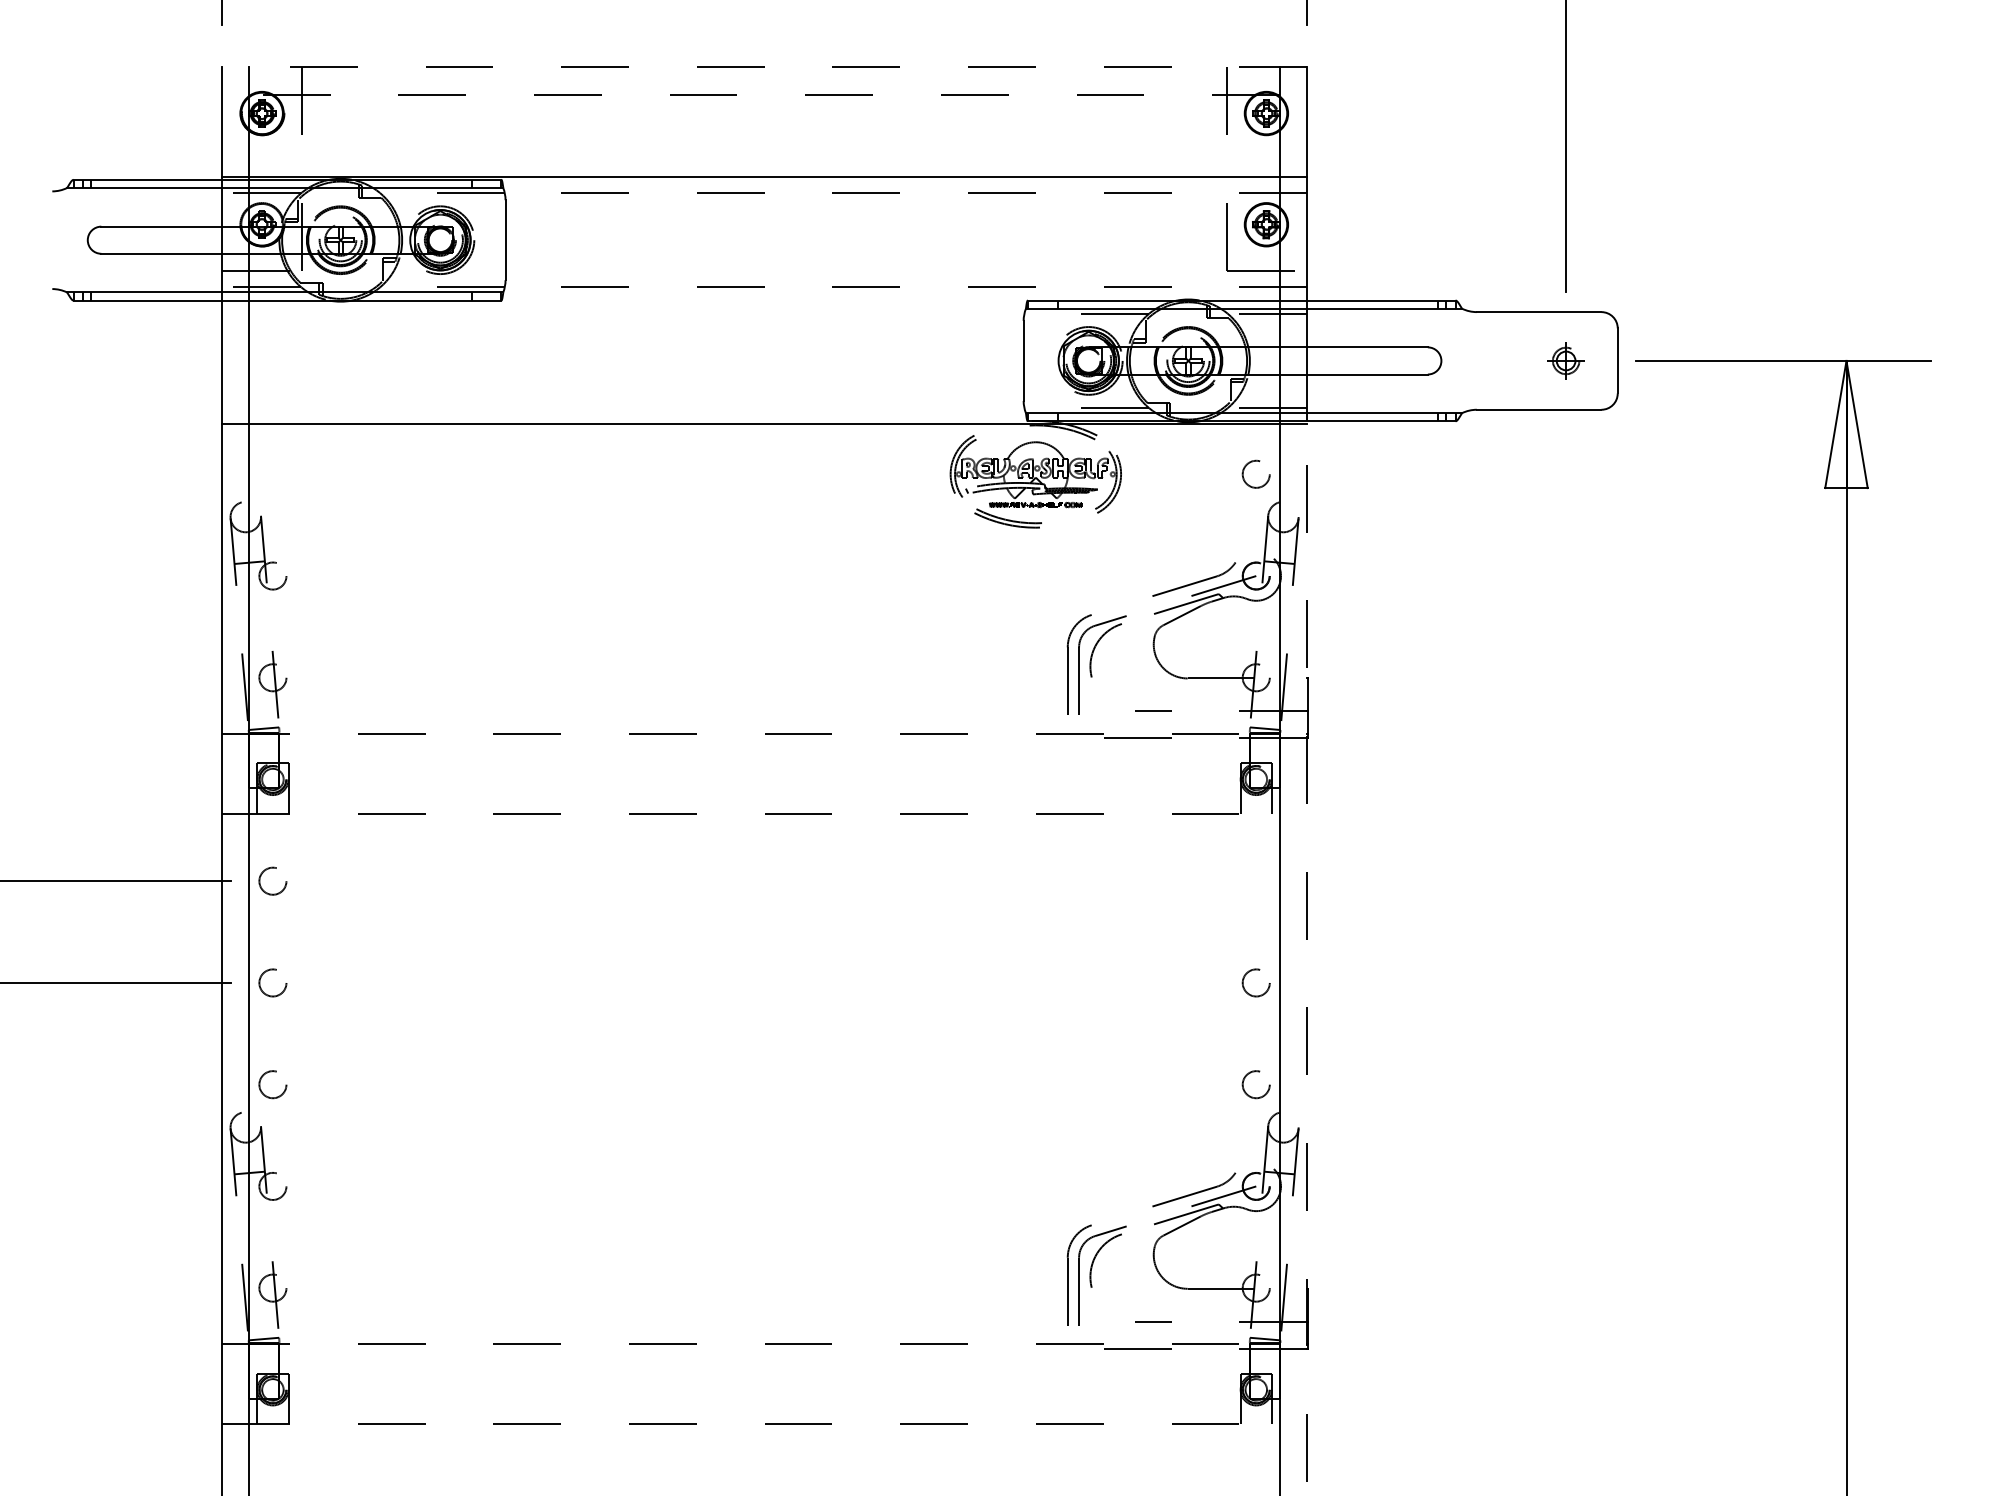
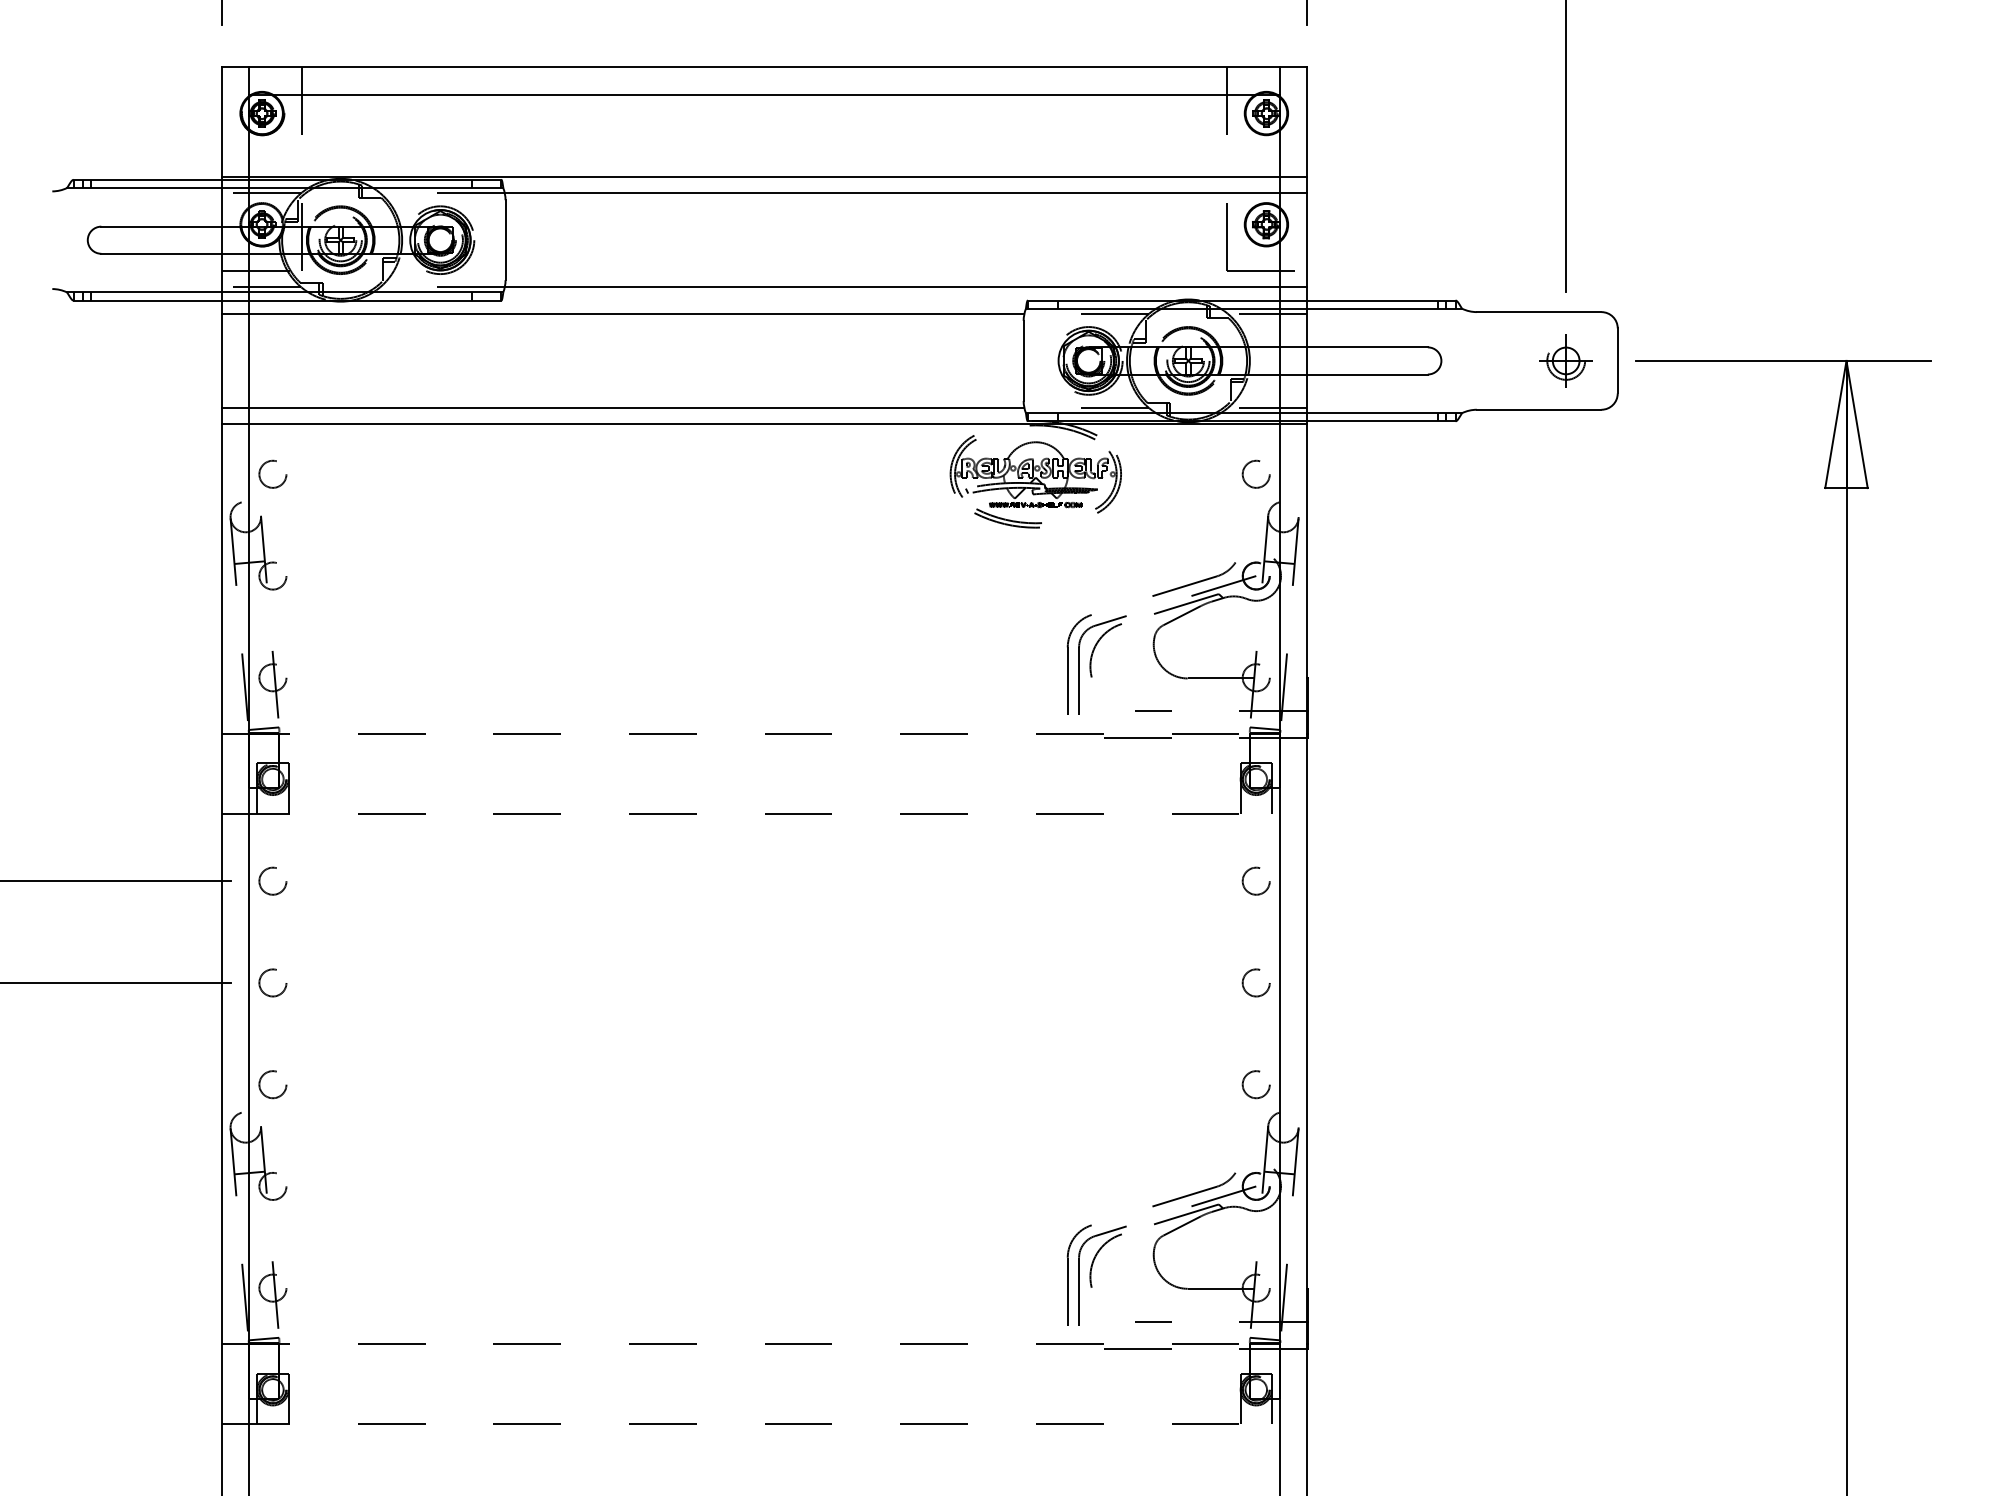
line: dashed -> solid (764, 67)
line: dashed -> solid (764, 94)
line: dashed -> solid (905, 193)
line: dashed -> solid (905, 287)
line: none -> present (623, 314)
part size: 38x38 px -> 54x54 px (1565, 360)
line: none -> present (623, 407)
circle: none -> present (272, 473)
circle: none -> present (1255, 880)
line: dashed -> solid (1307, 958)
